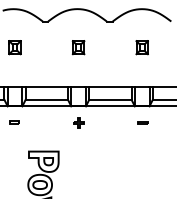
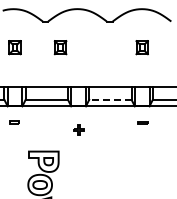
part position: (78, 47) -> (60, 47) (60, 47)
line: solid -> dashed (109, 99)
part position: (78, 122) -> (78, 129) (78, 129)
